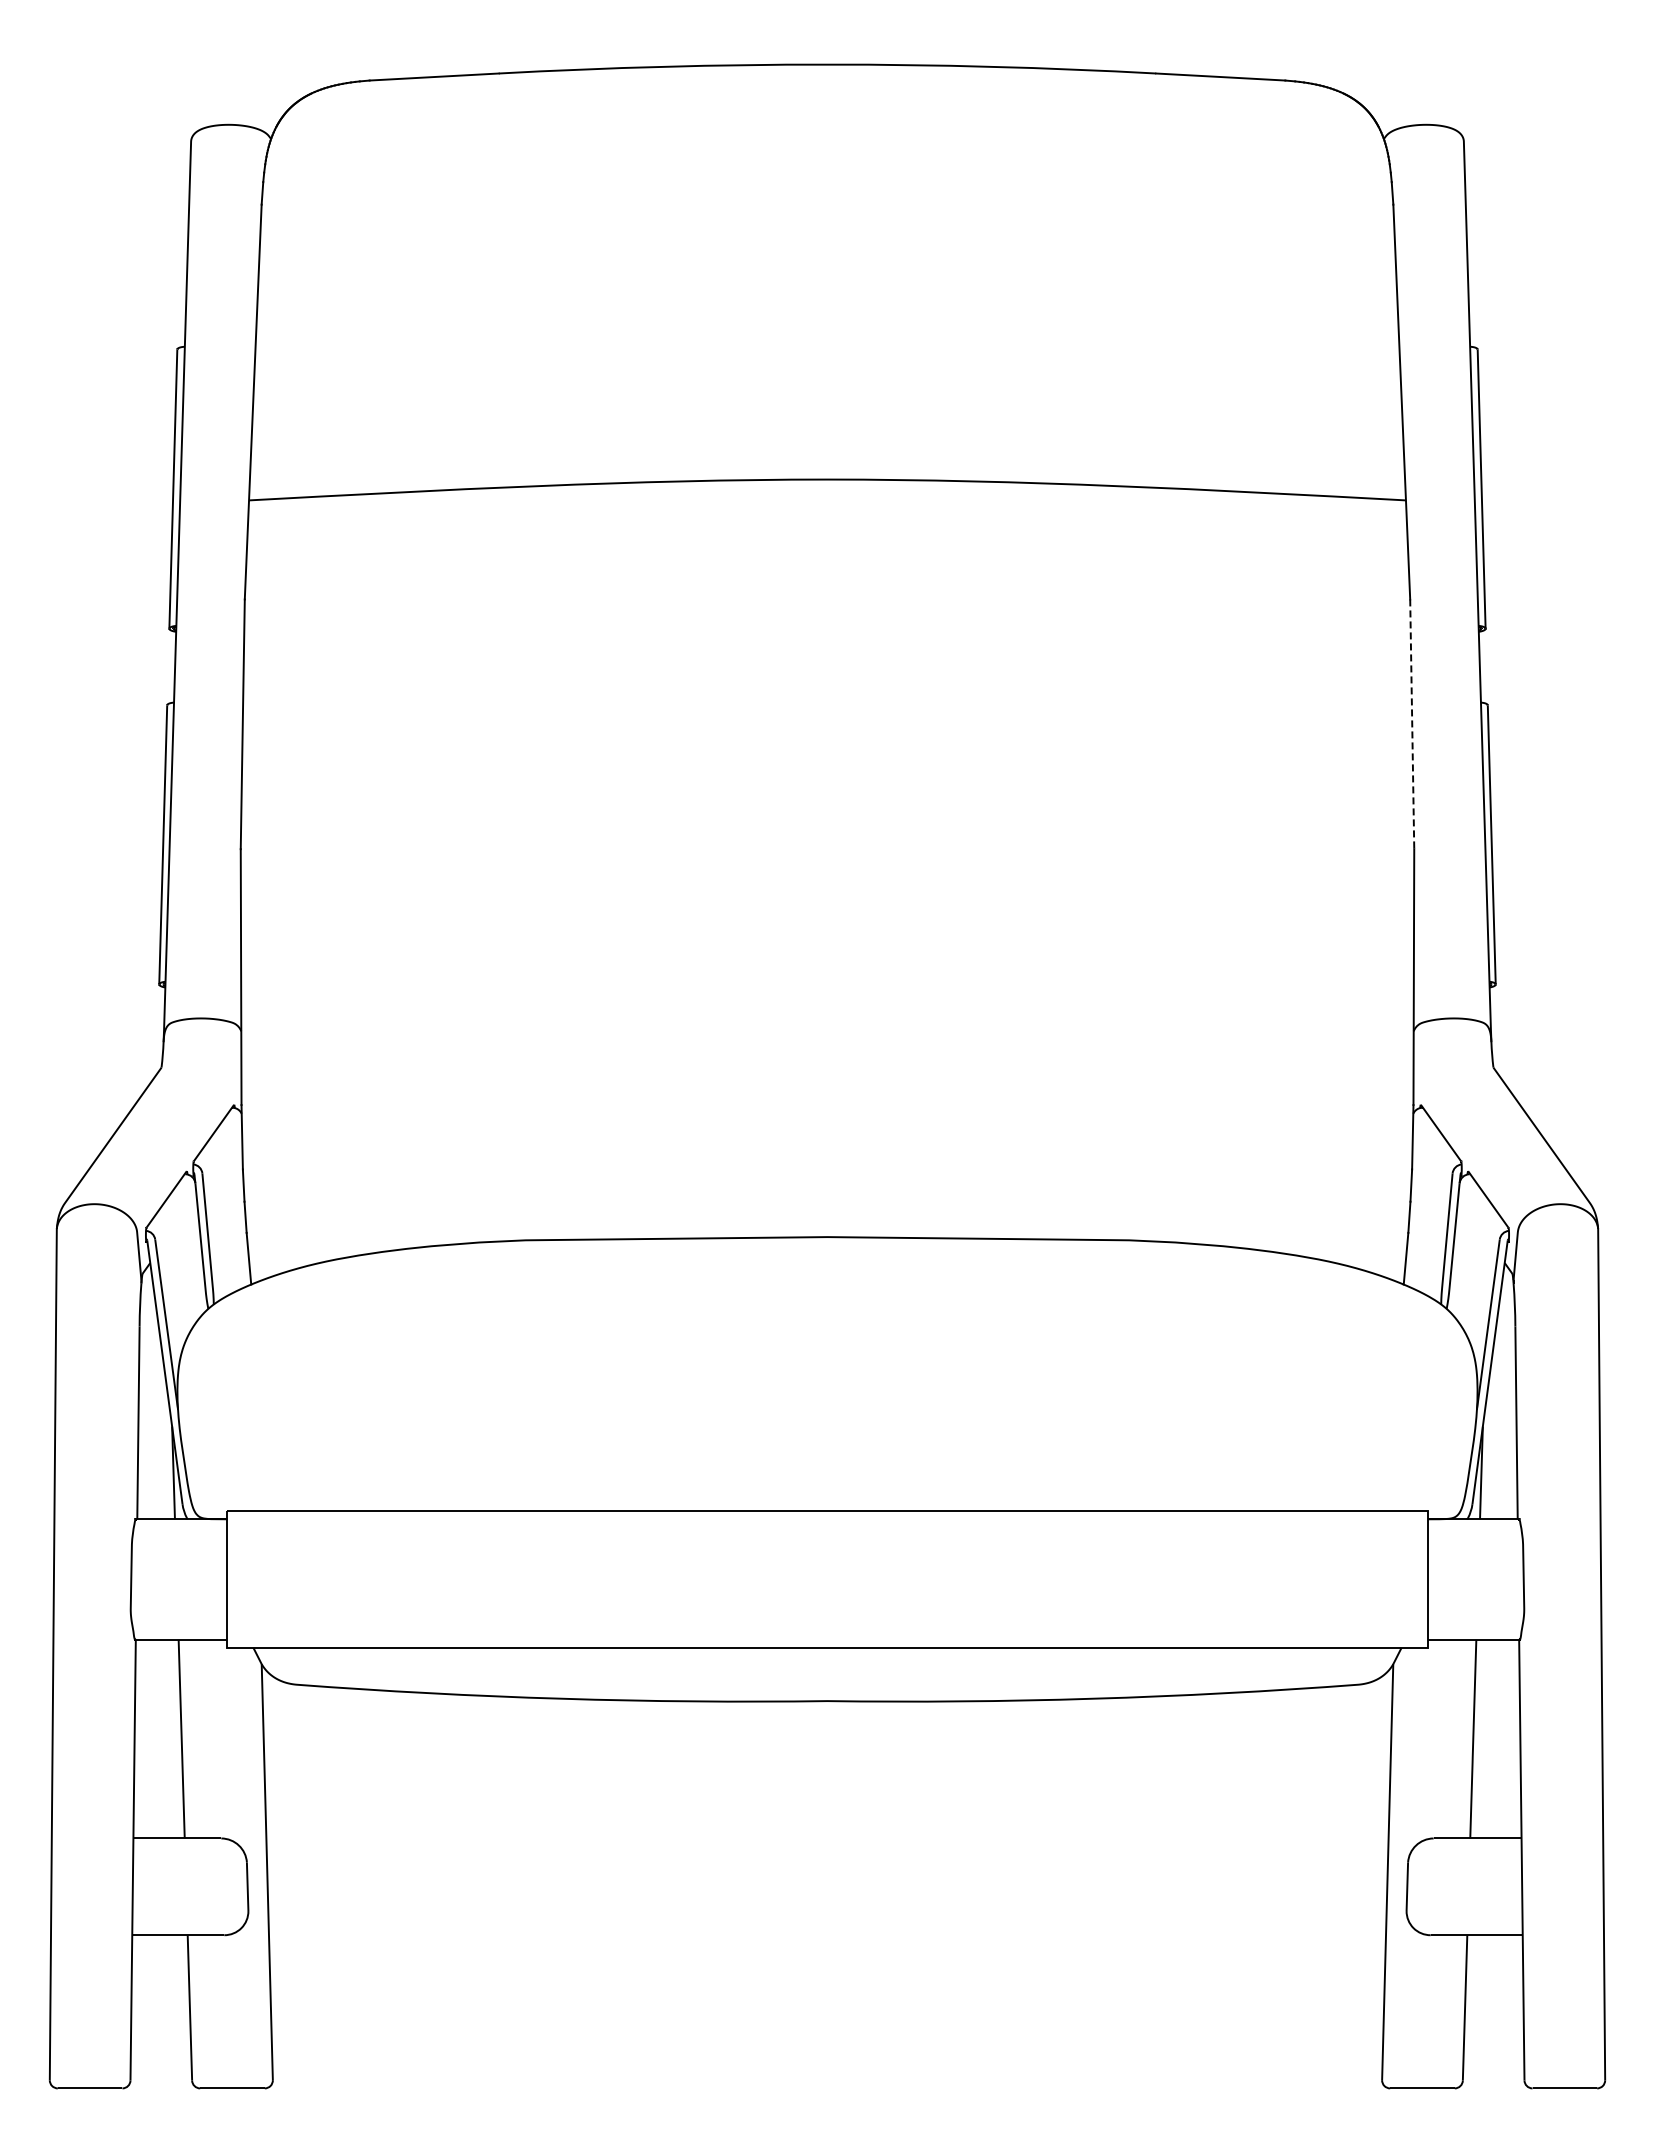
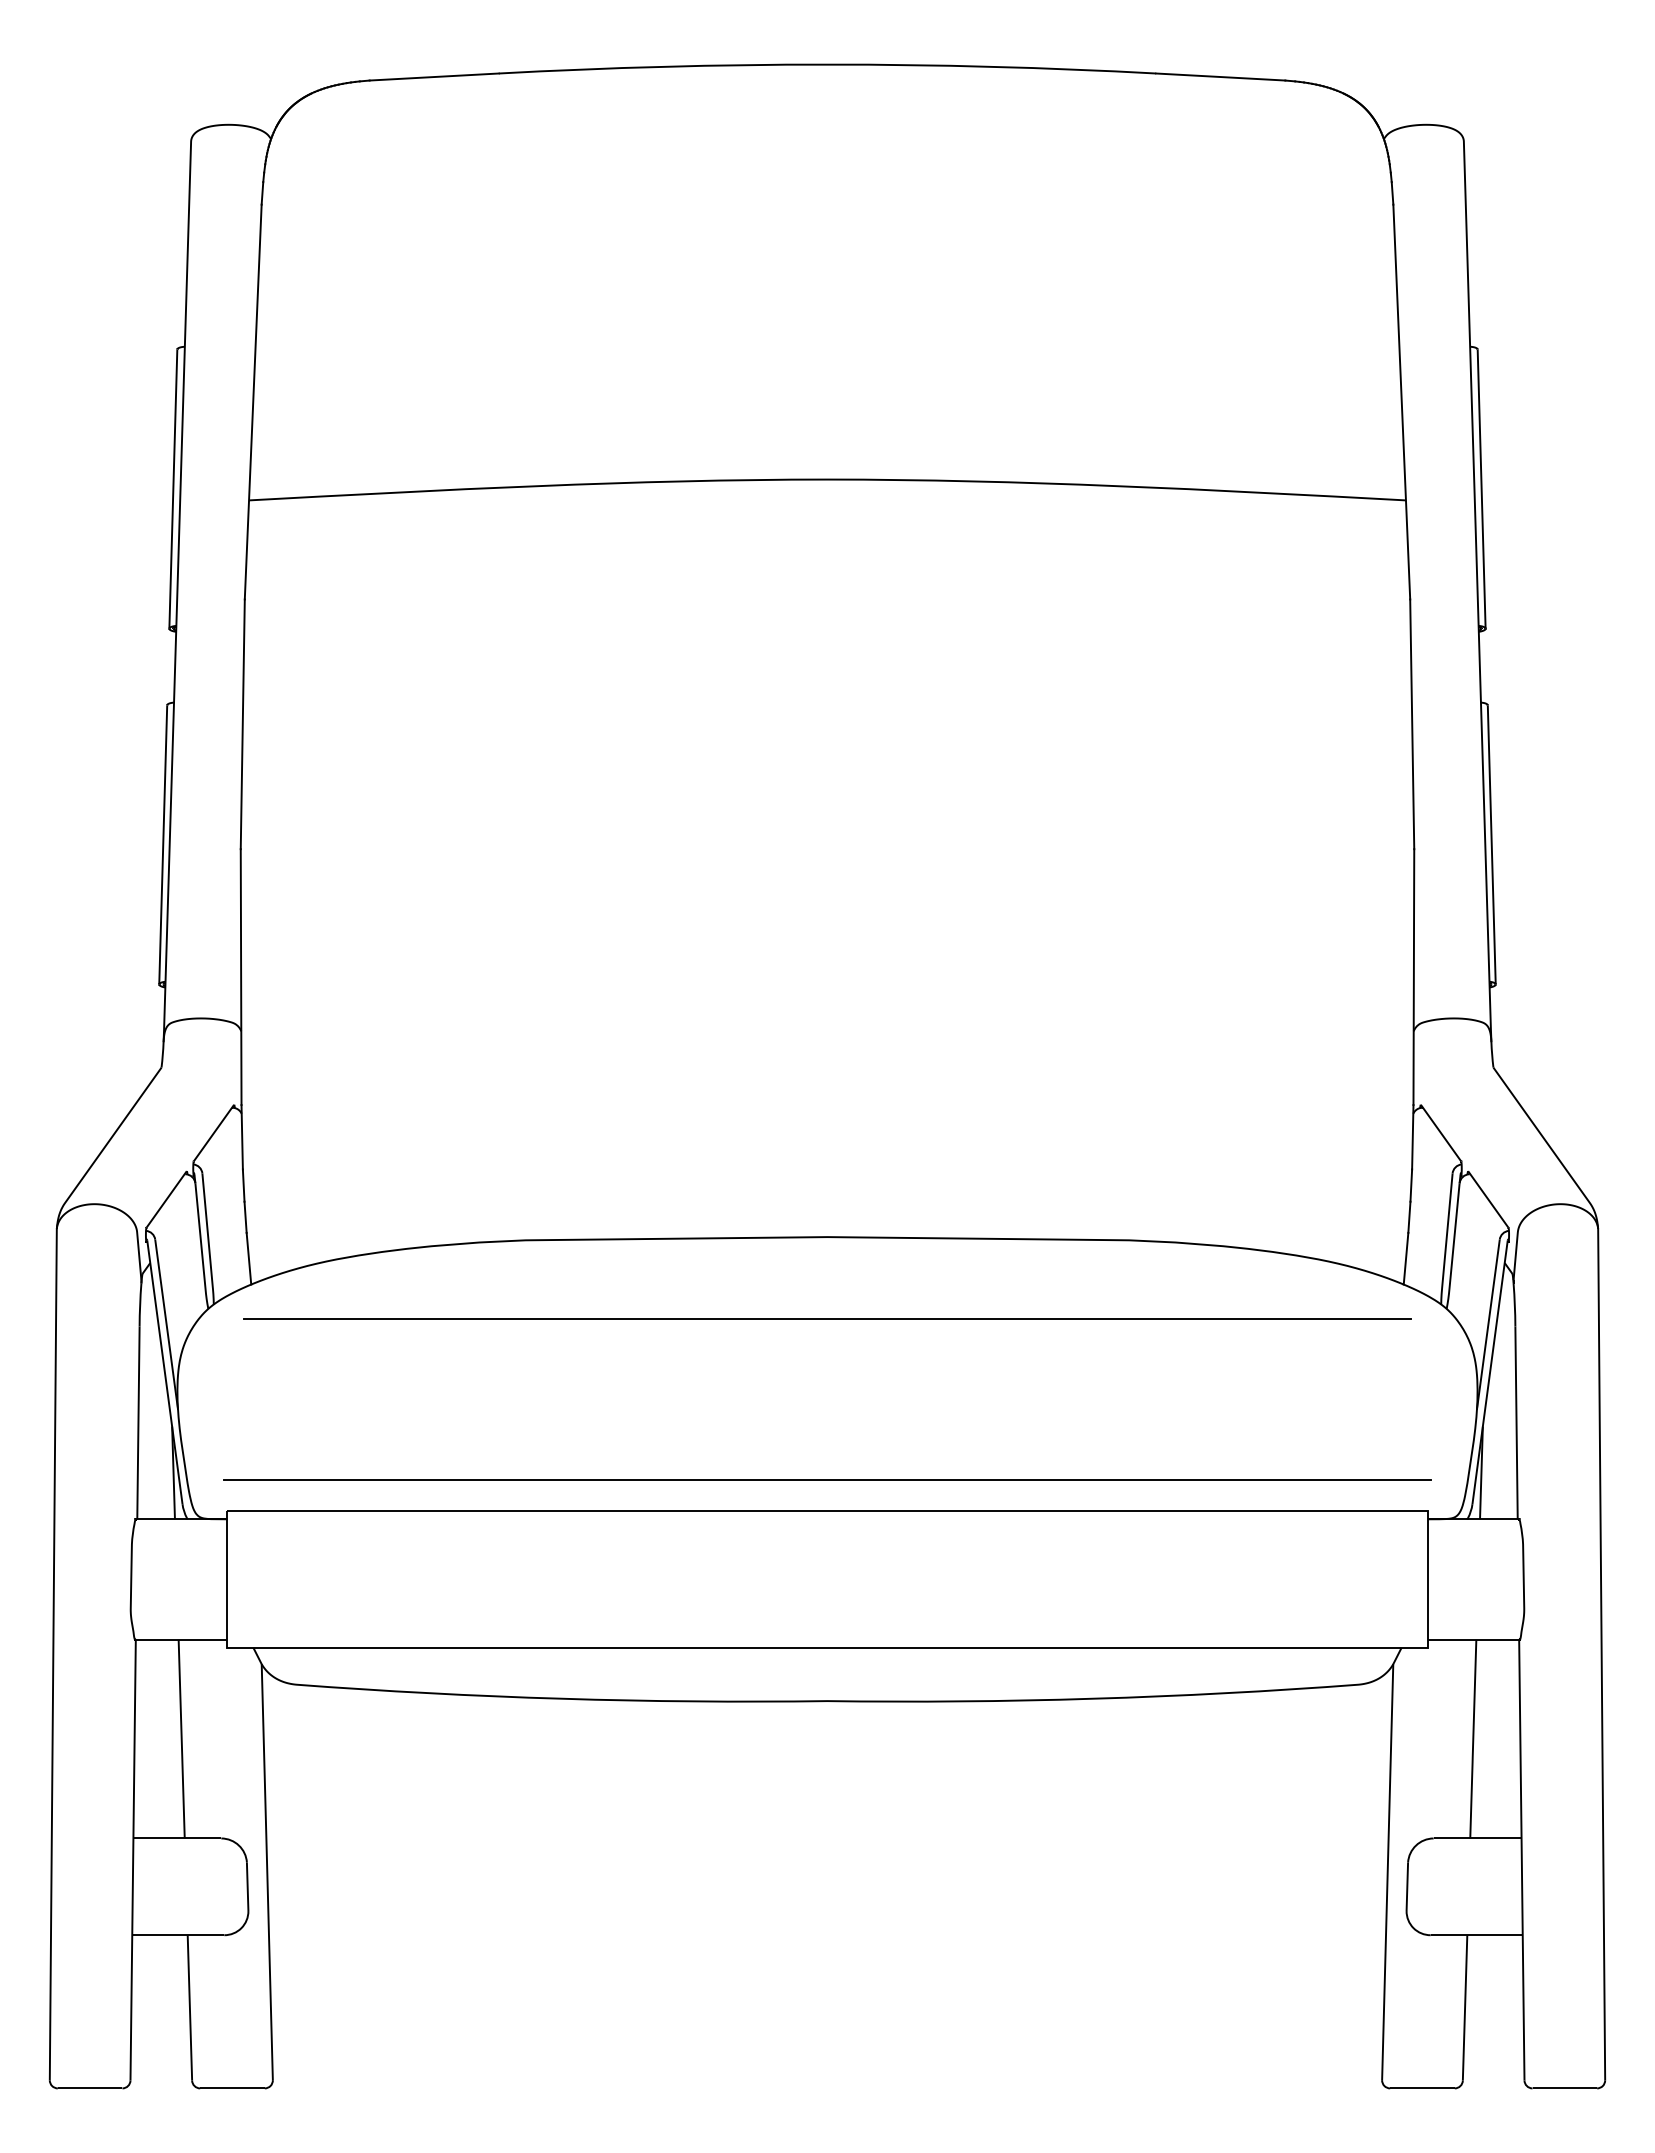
line: dashed -> solid (1412, 724)
line: none -> present (827, 1318)
line: none -> present (827, 1479)
